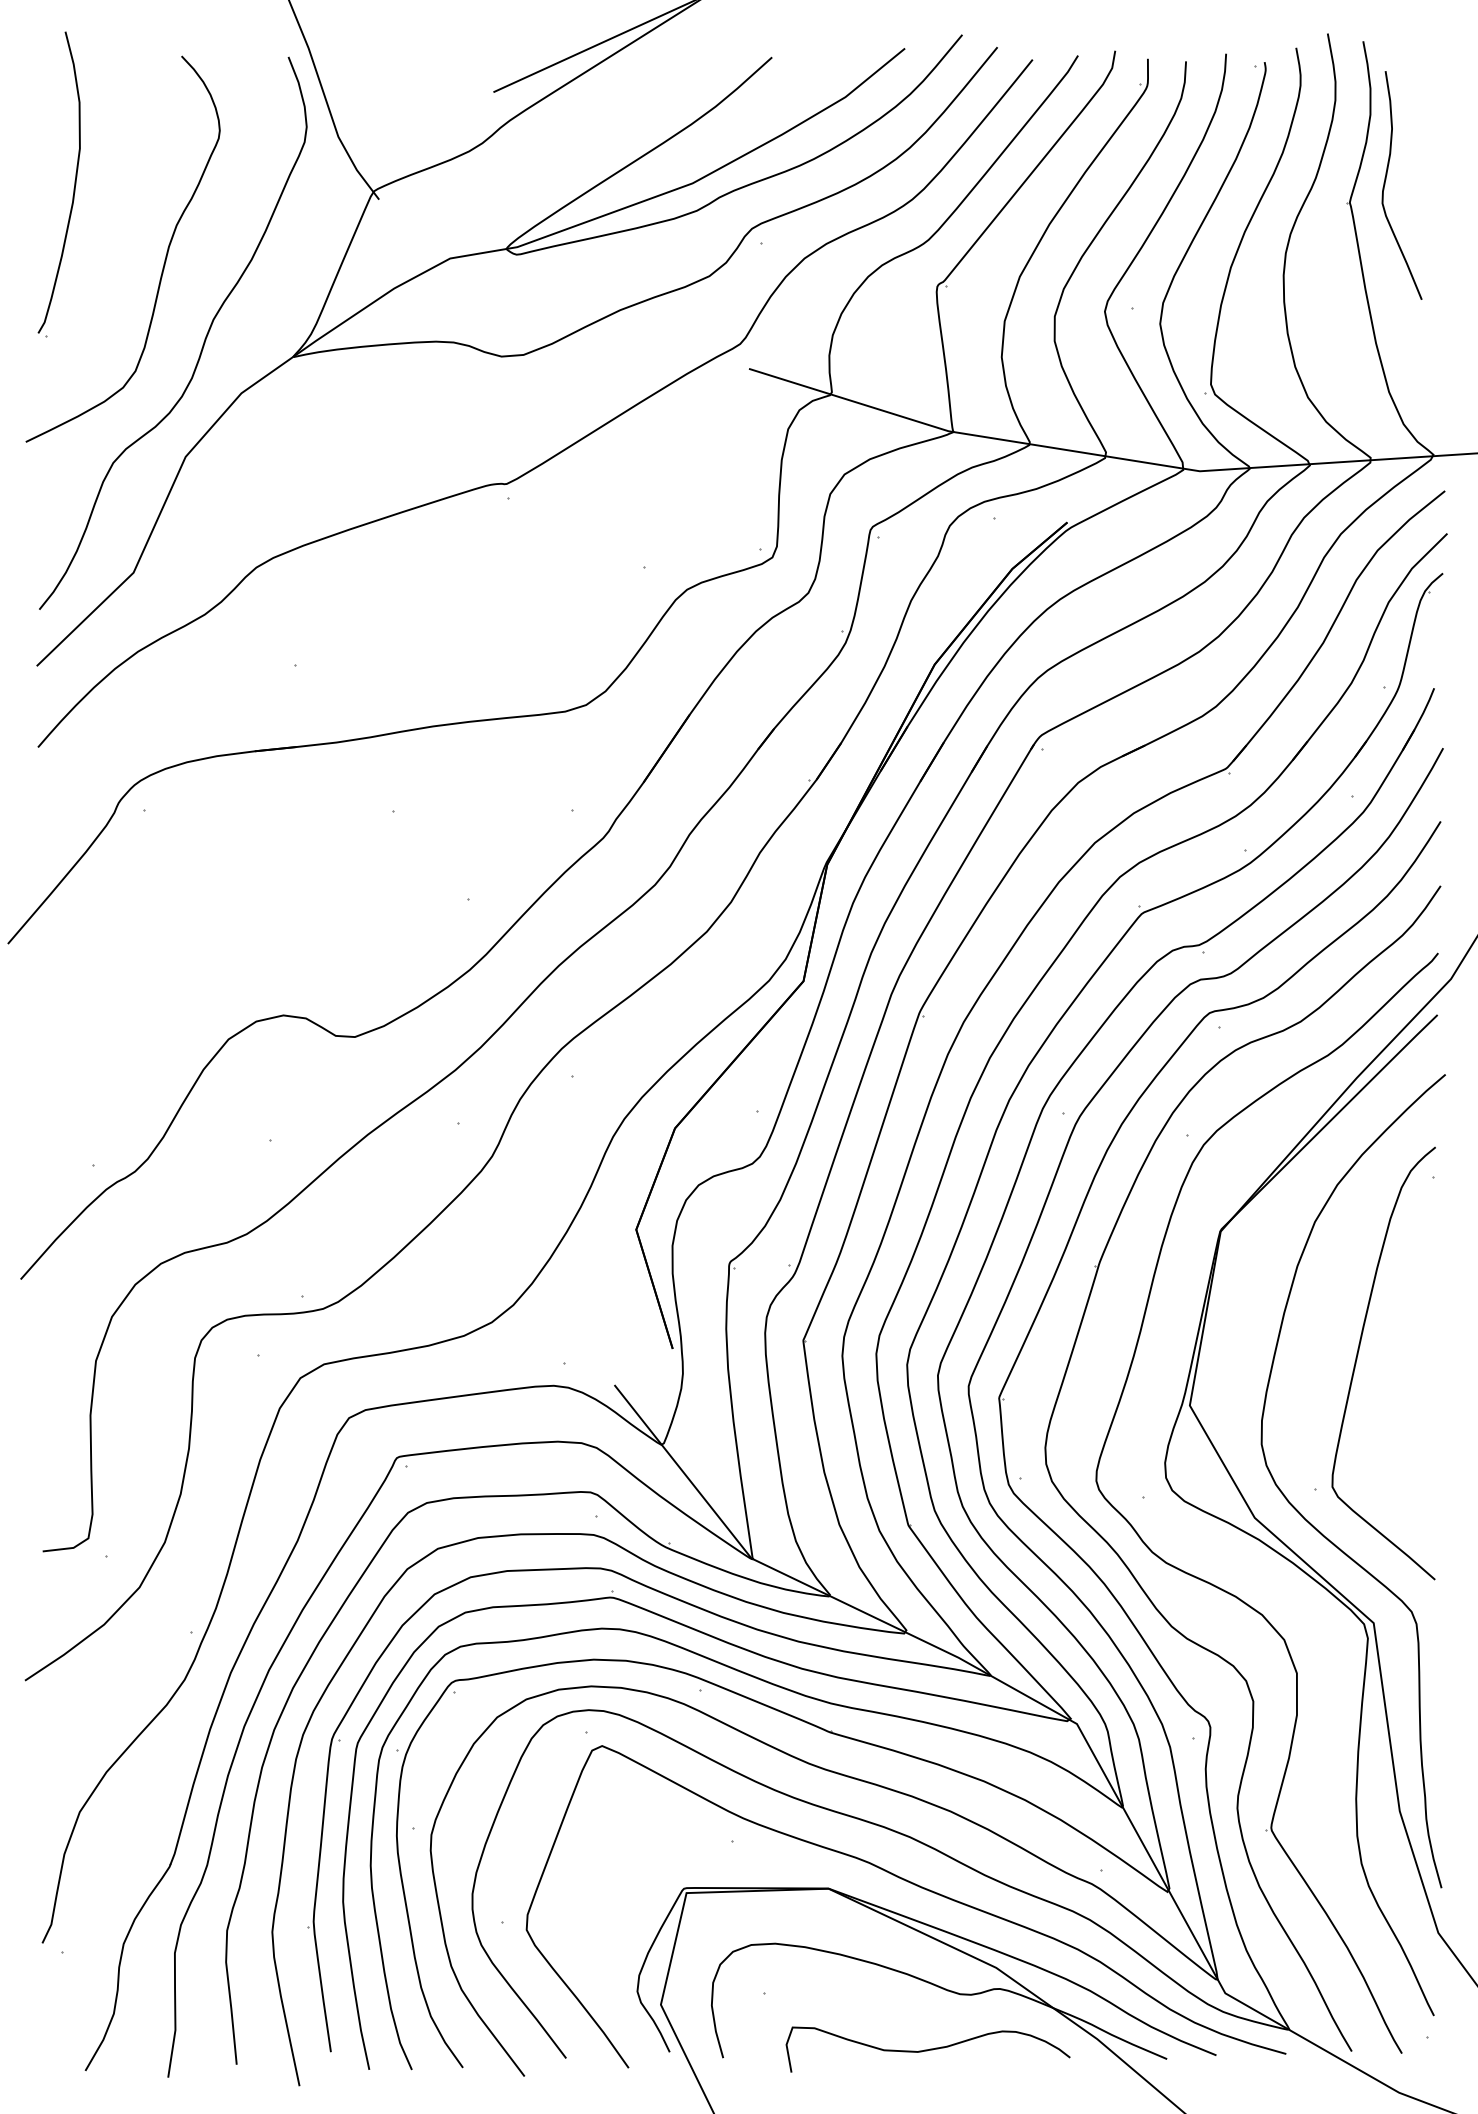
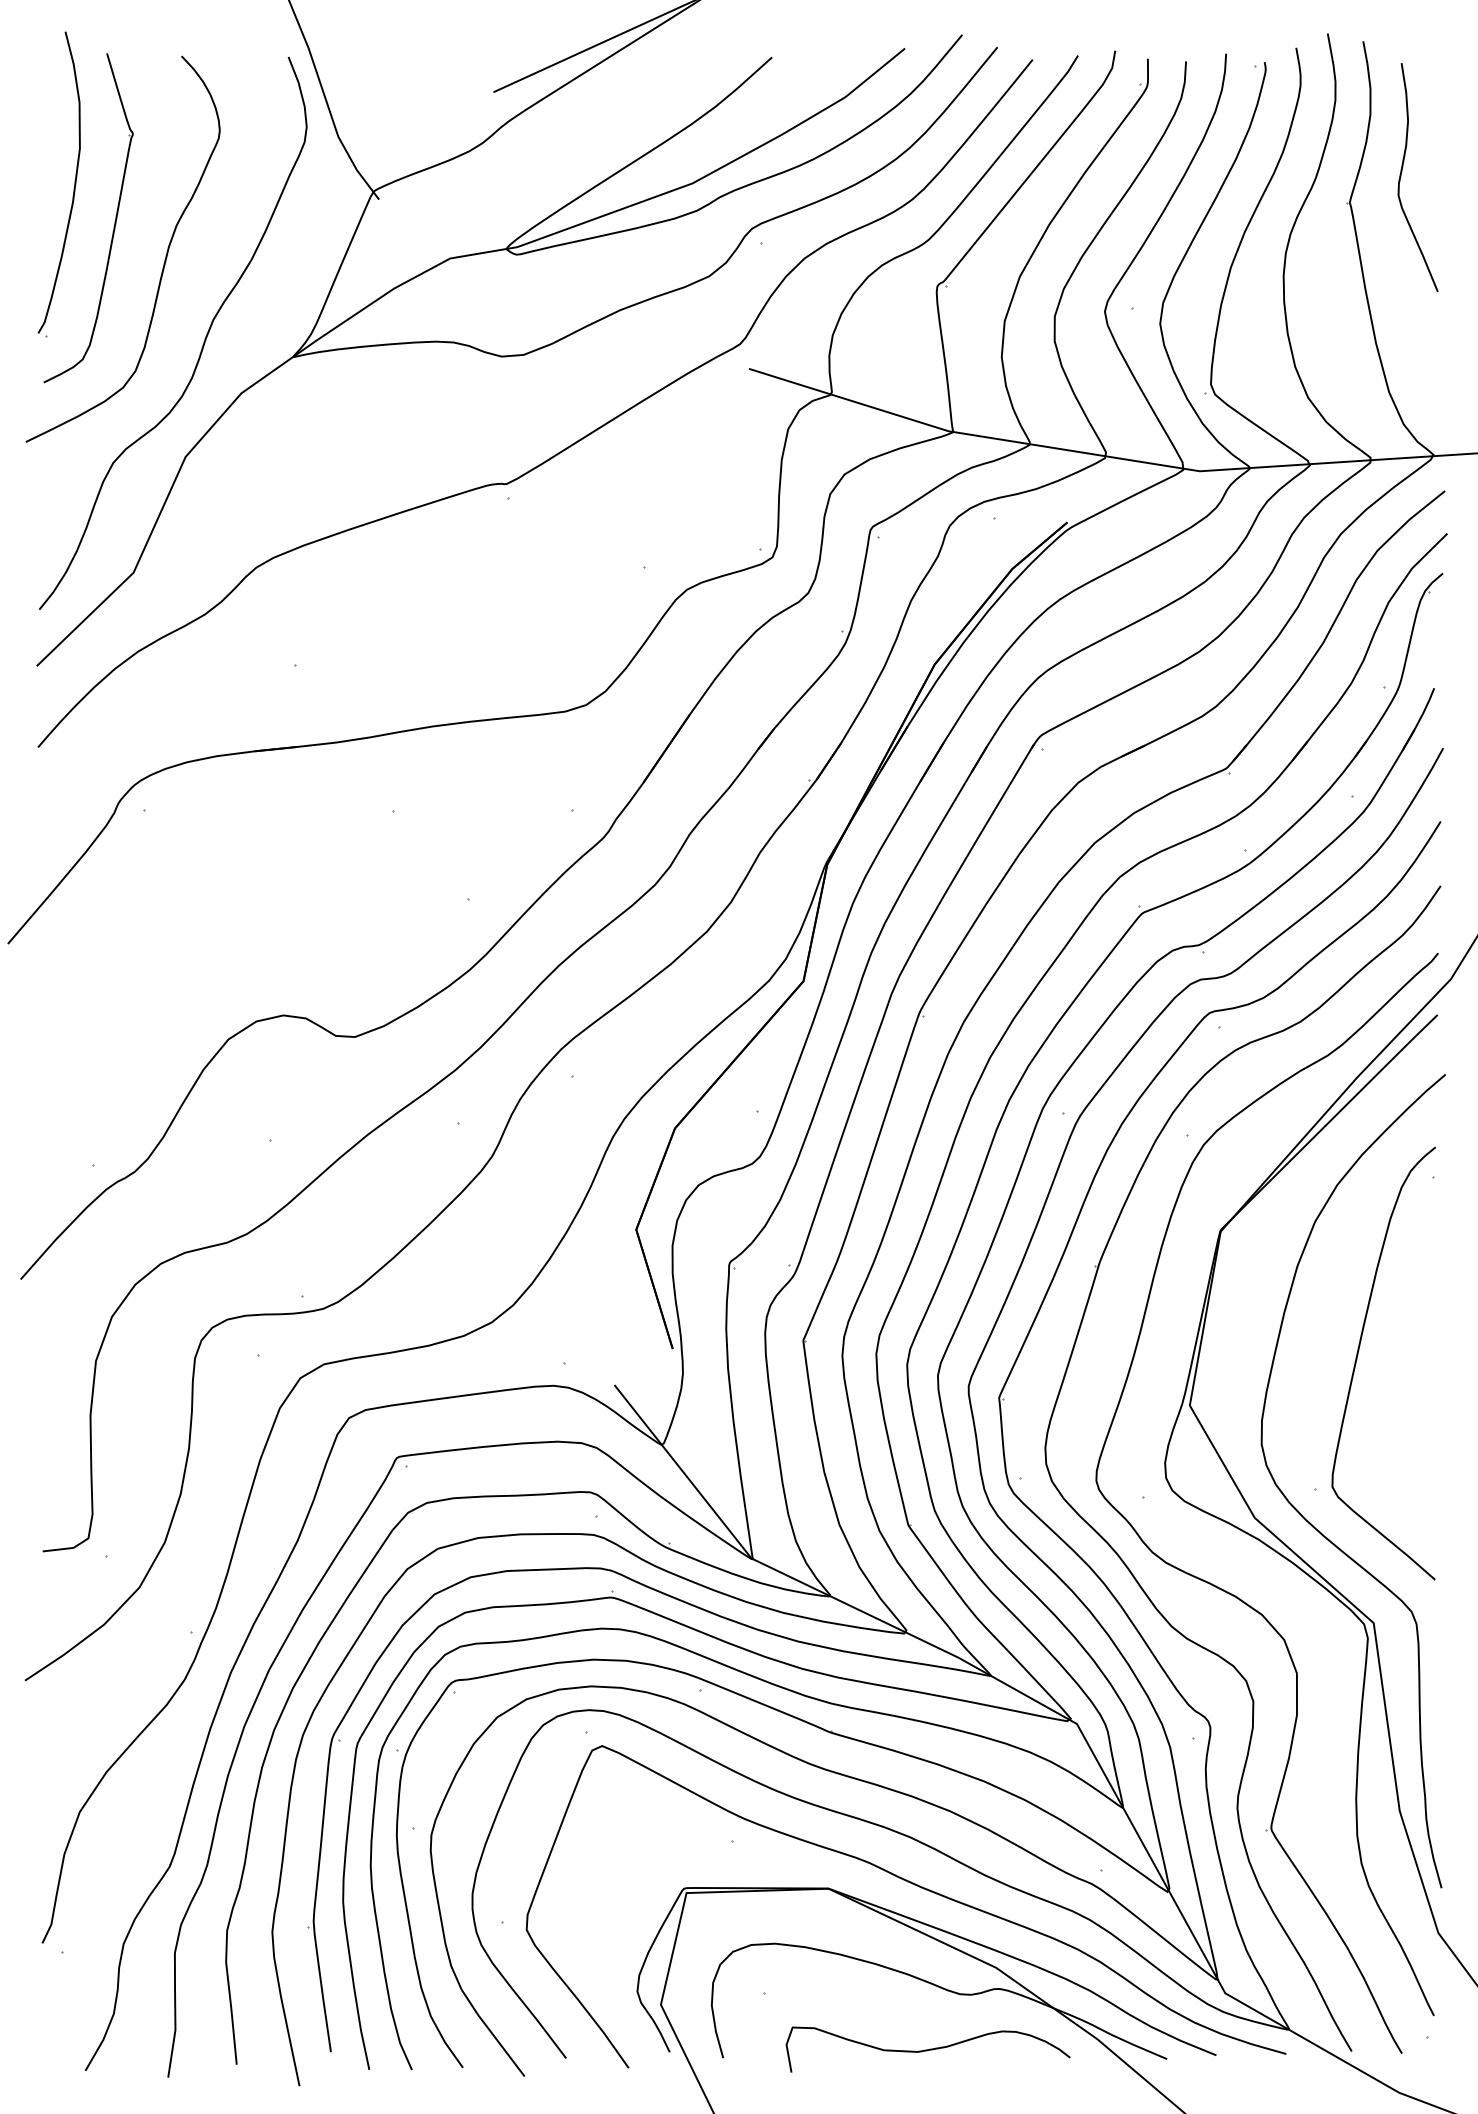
curve position: (1386, 180) -> (1402, 172) (1402, 172)
part: none -> present (114, 221)
